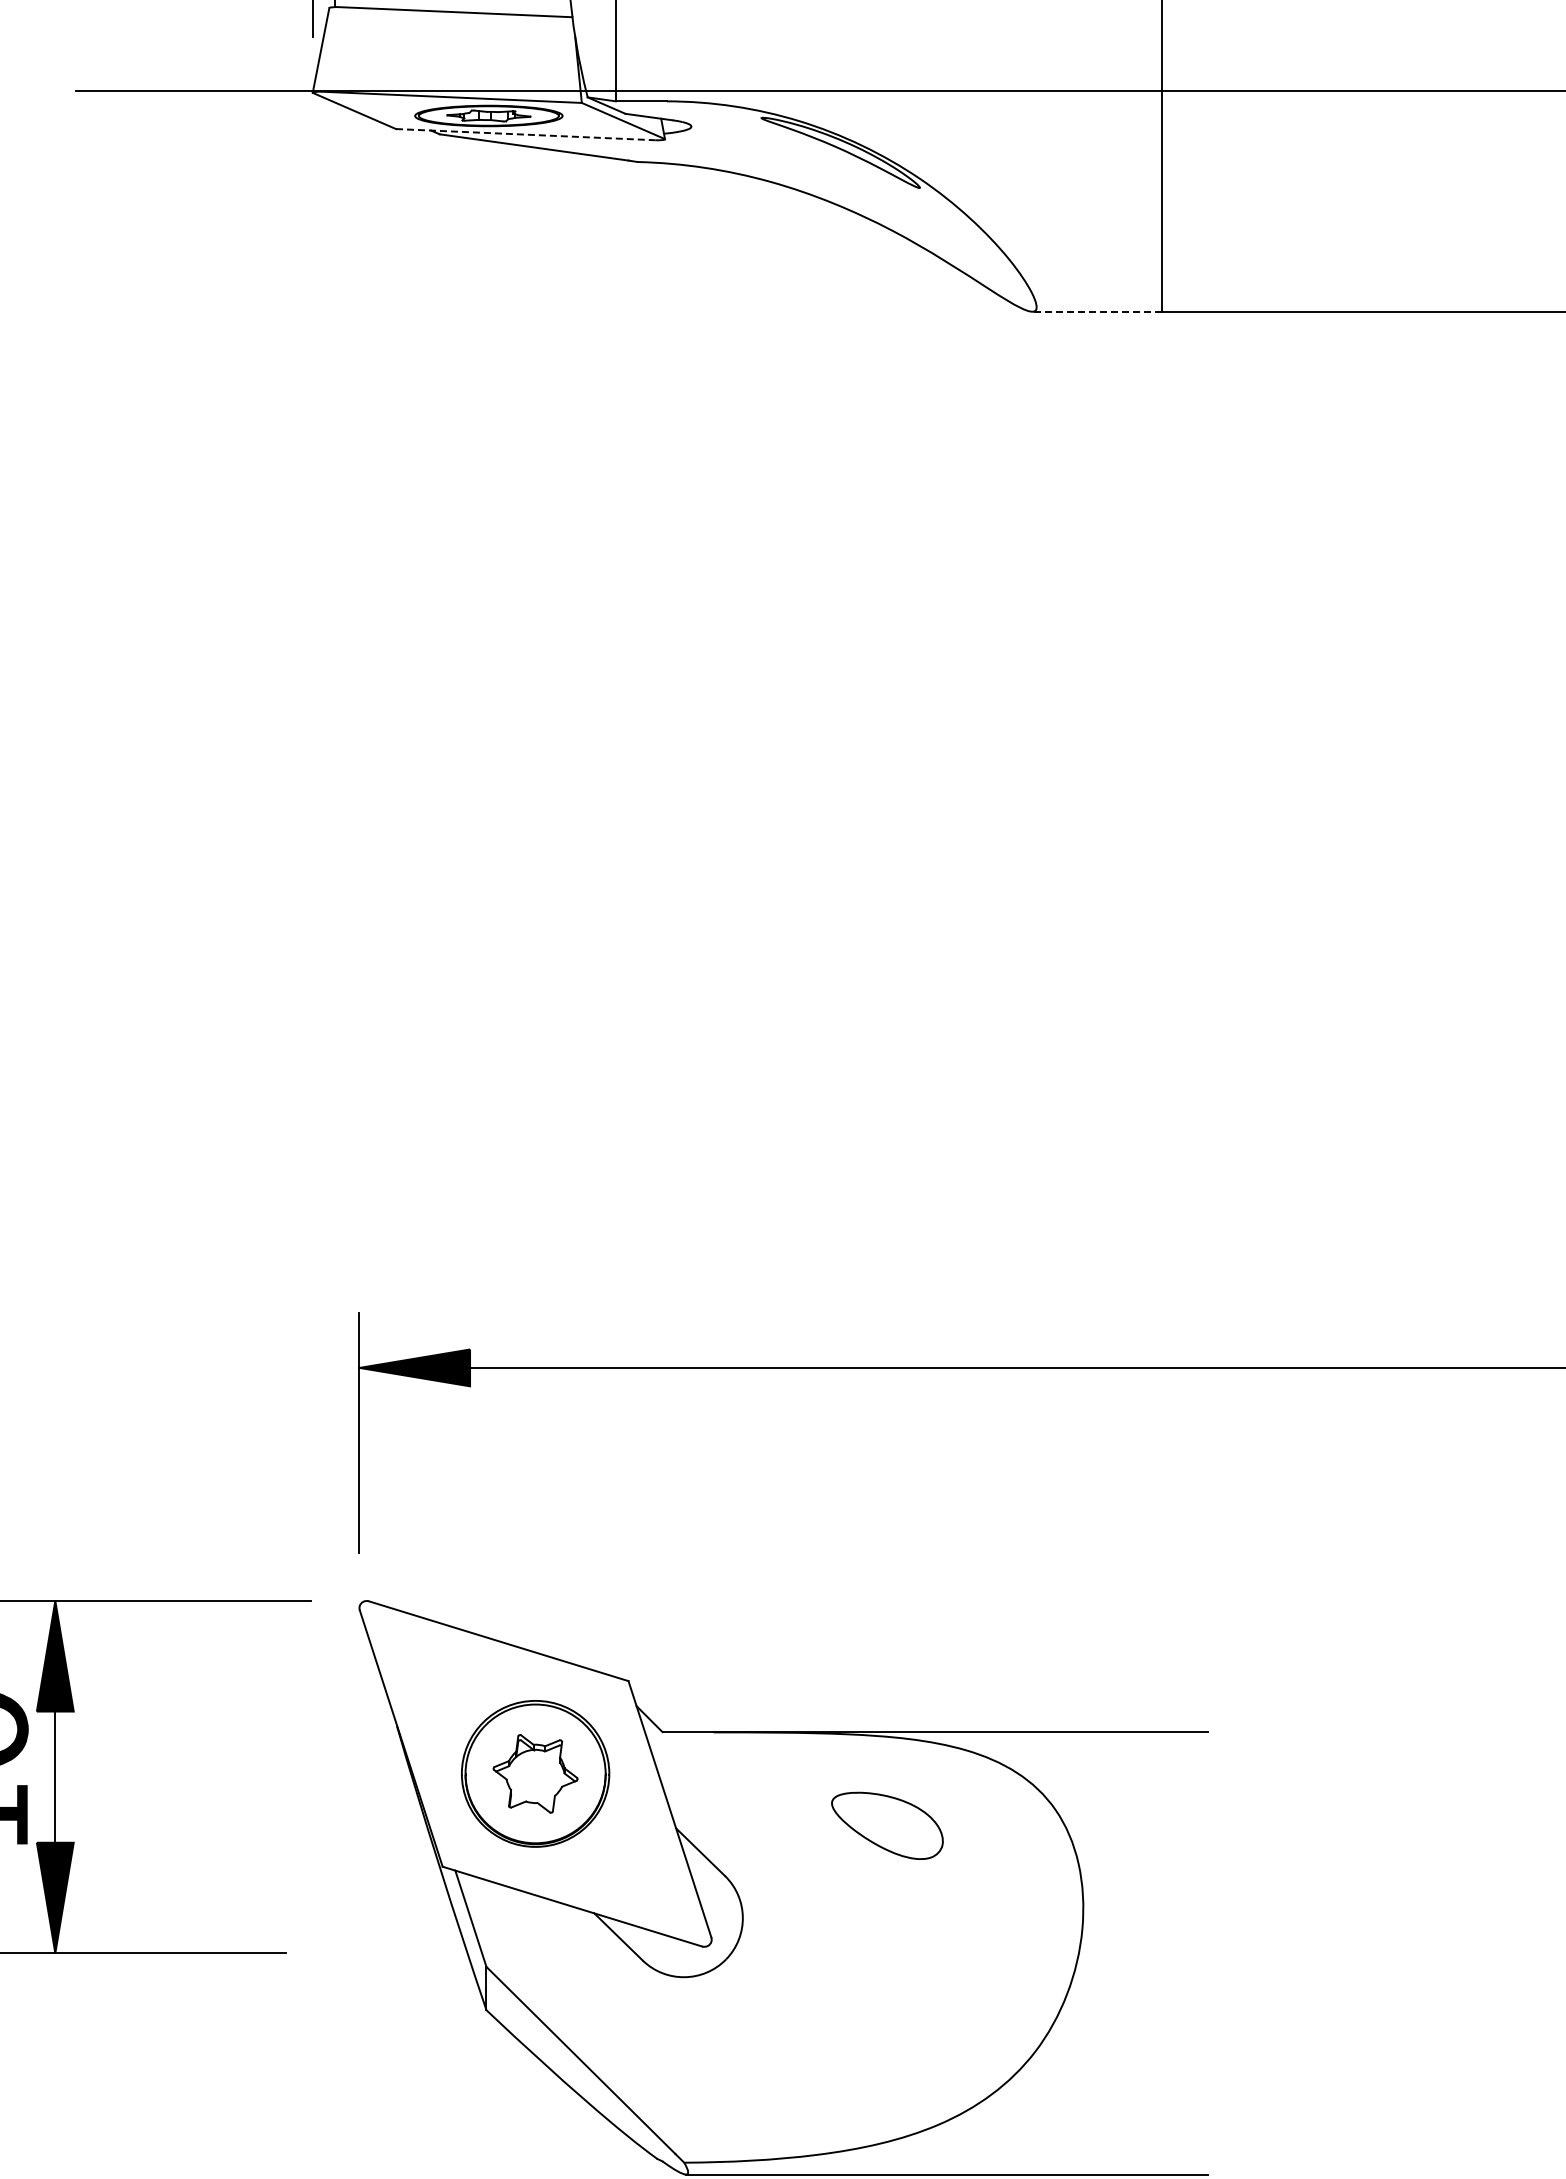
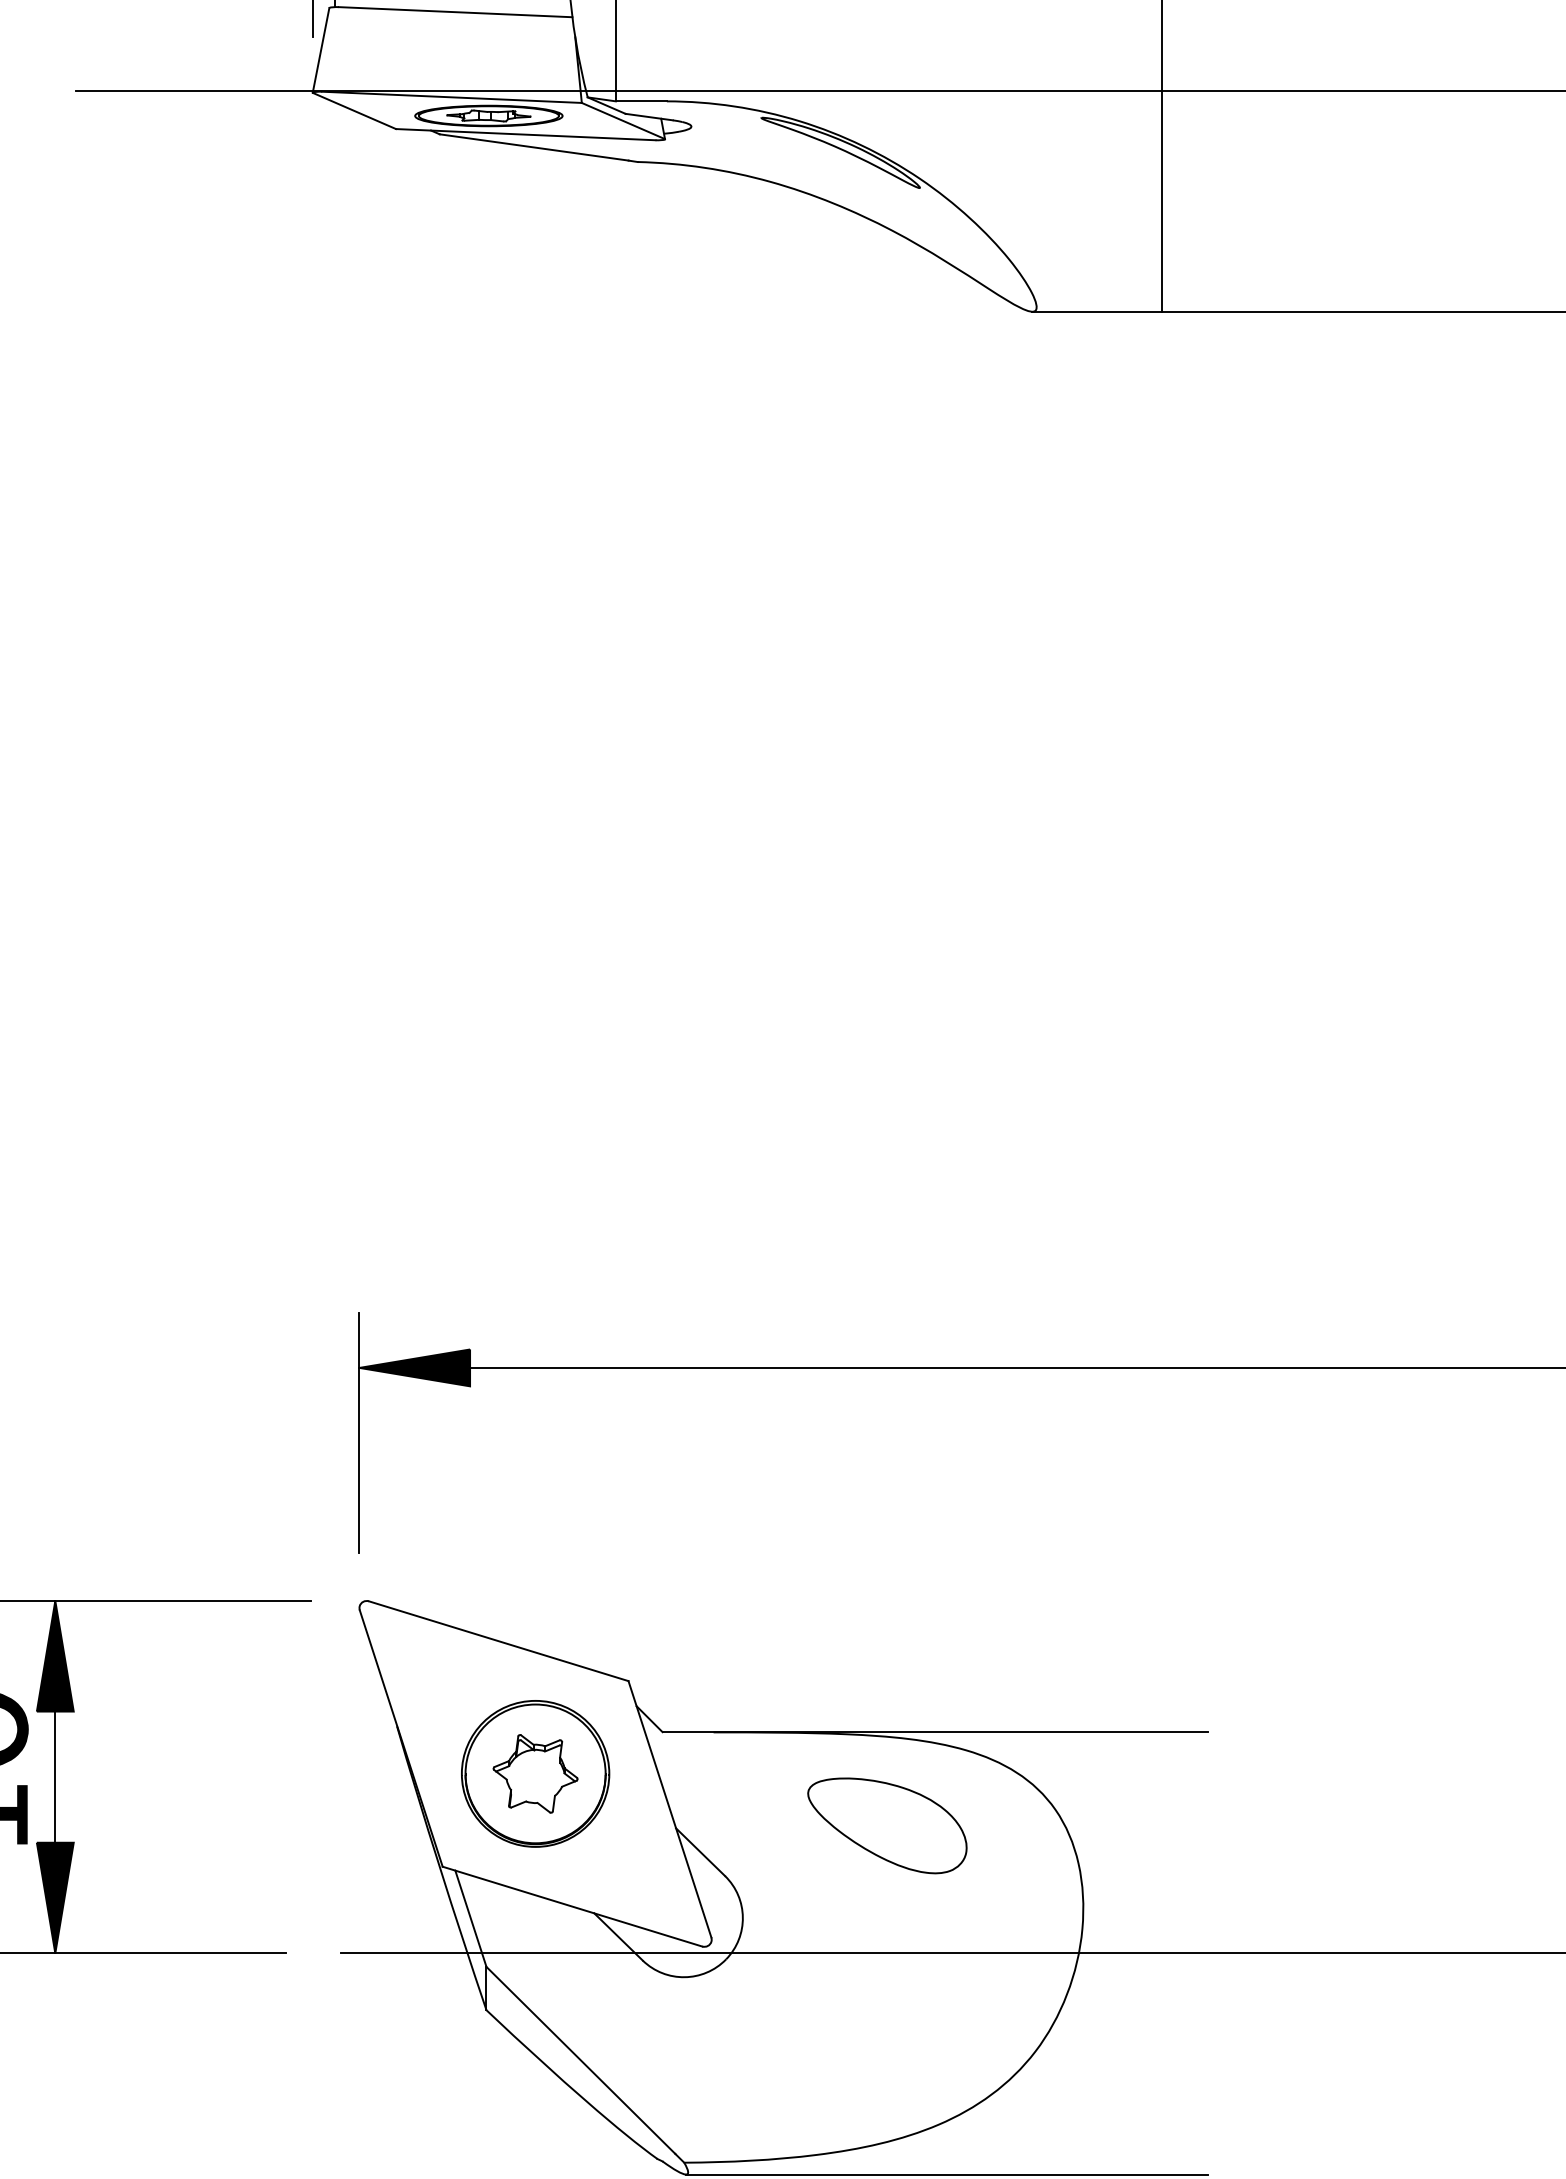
line: dashed -> solid (525, 134)
line: dashed -> solid (1096, 311)
part size: 113x69 px -> 161x98 px (887, 1825)
line: none -> present (951, 1953)
